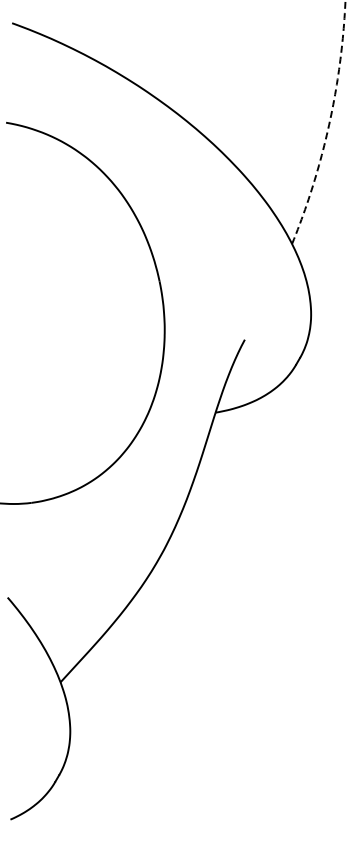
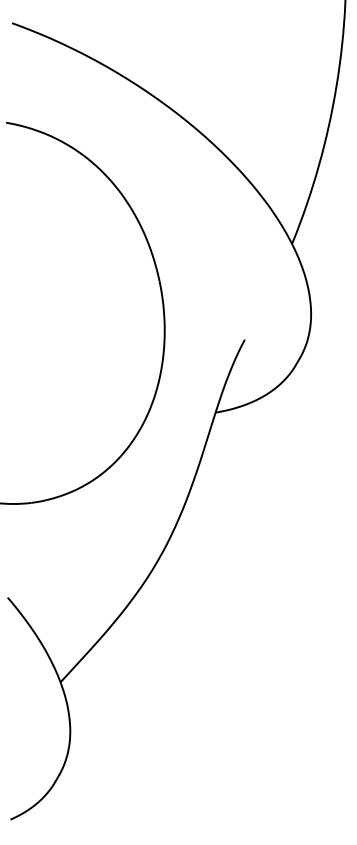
arc: dashed -> solid (329, 123)
